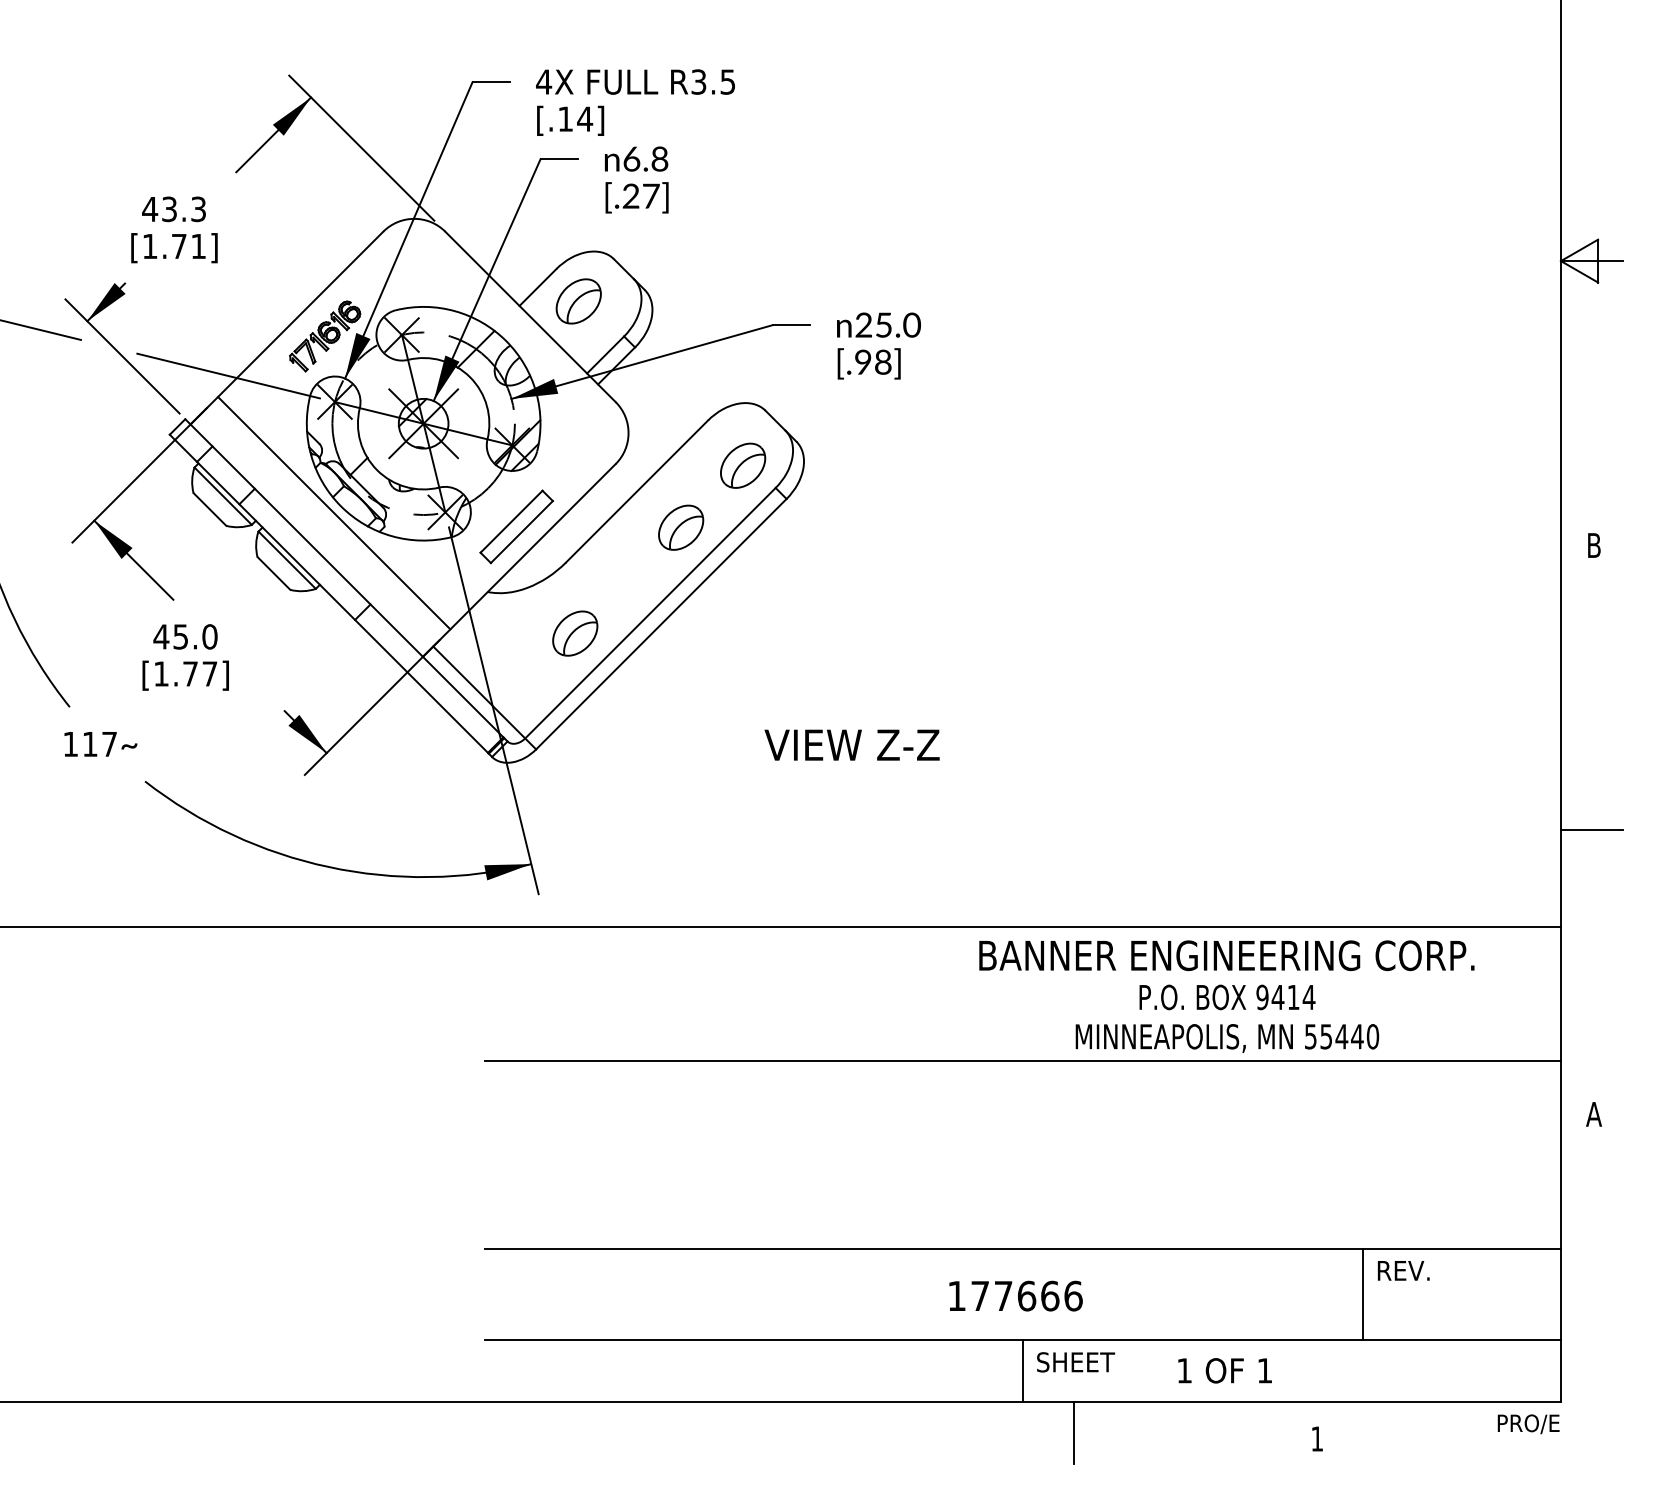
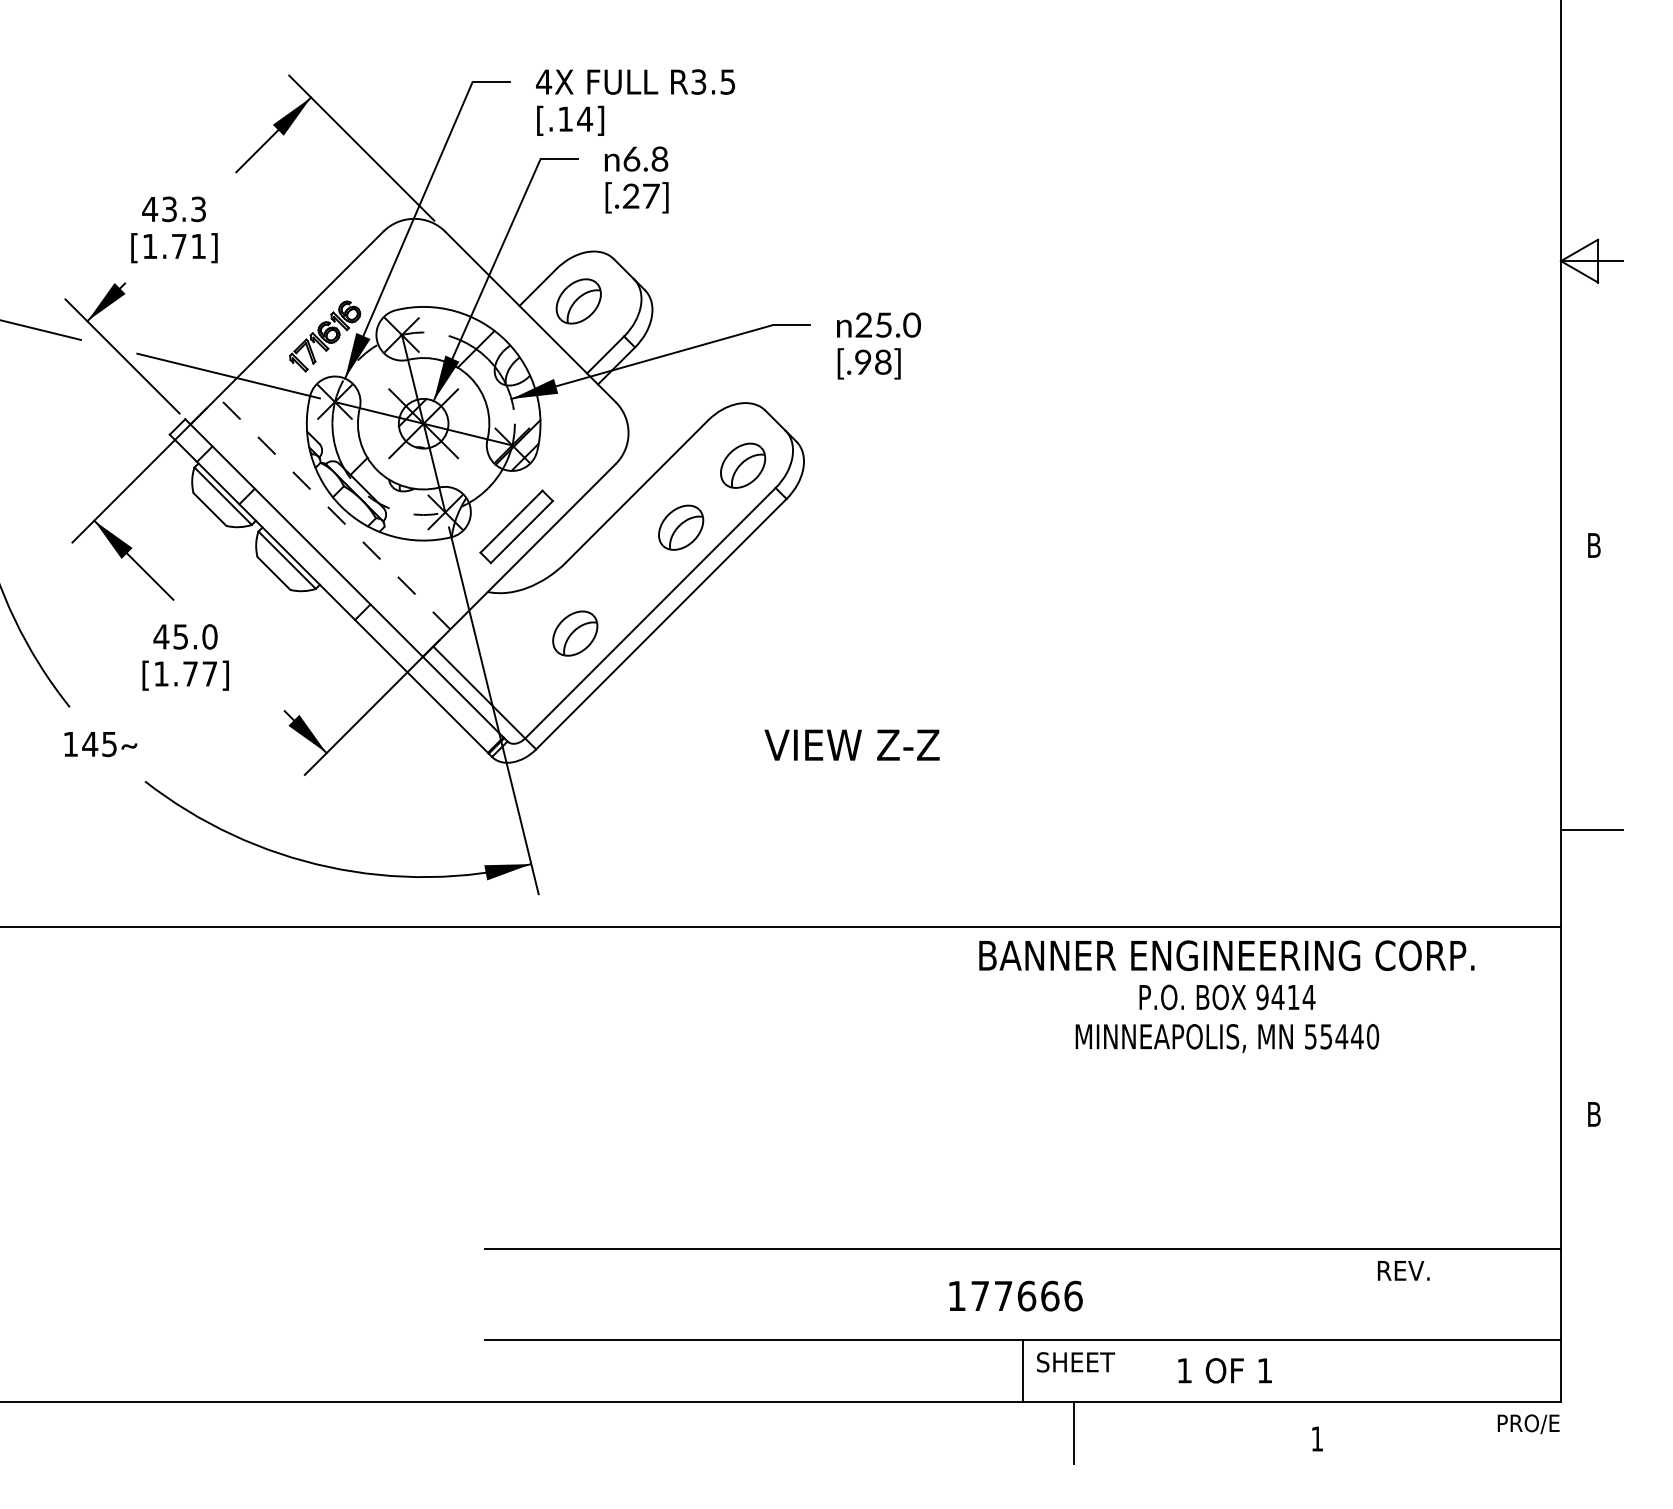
line: solid -> dashed (333, 512)
text: 117 -> 145 (99, 744)
line: present -> none (1022, 1060)
text: A -> B (1594, 1114)
line: present -> none (1363, 1294)
